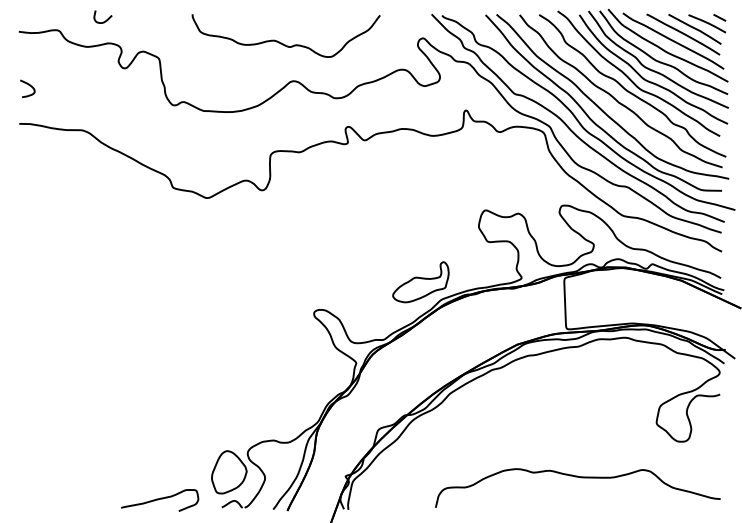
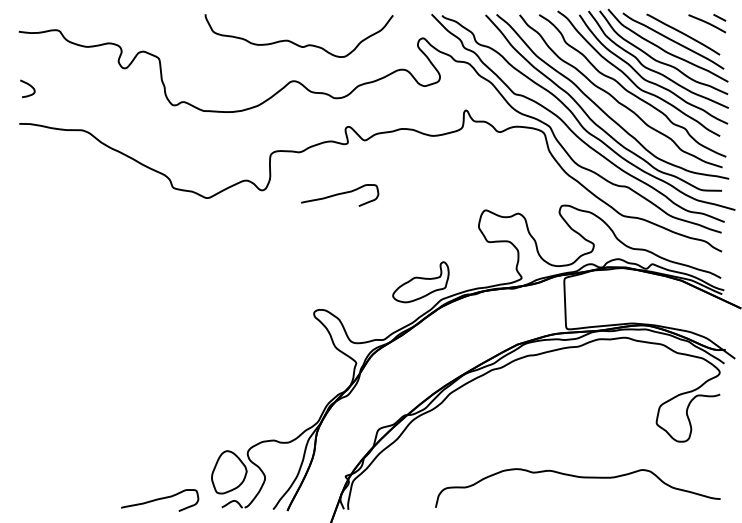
curve: present -> none (106, 19)
line: present -> none (694, 29)
curve position: (281, 42) -> (294, 42) (294, 42)
curve: none -> present (340, 194)
